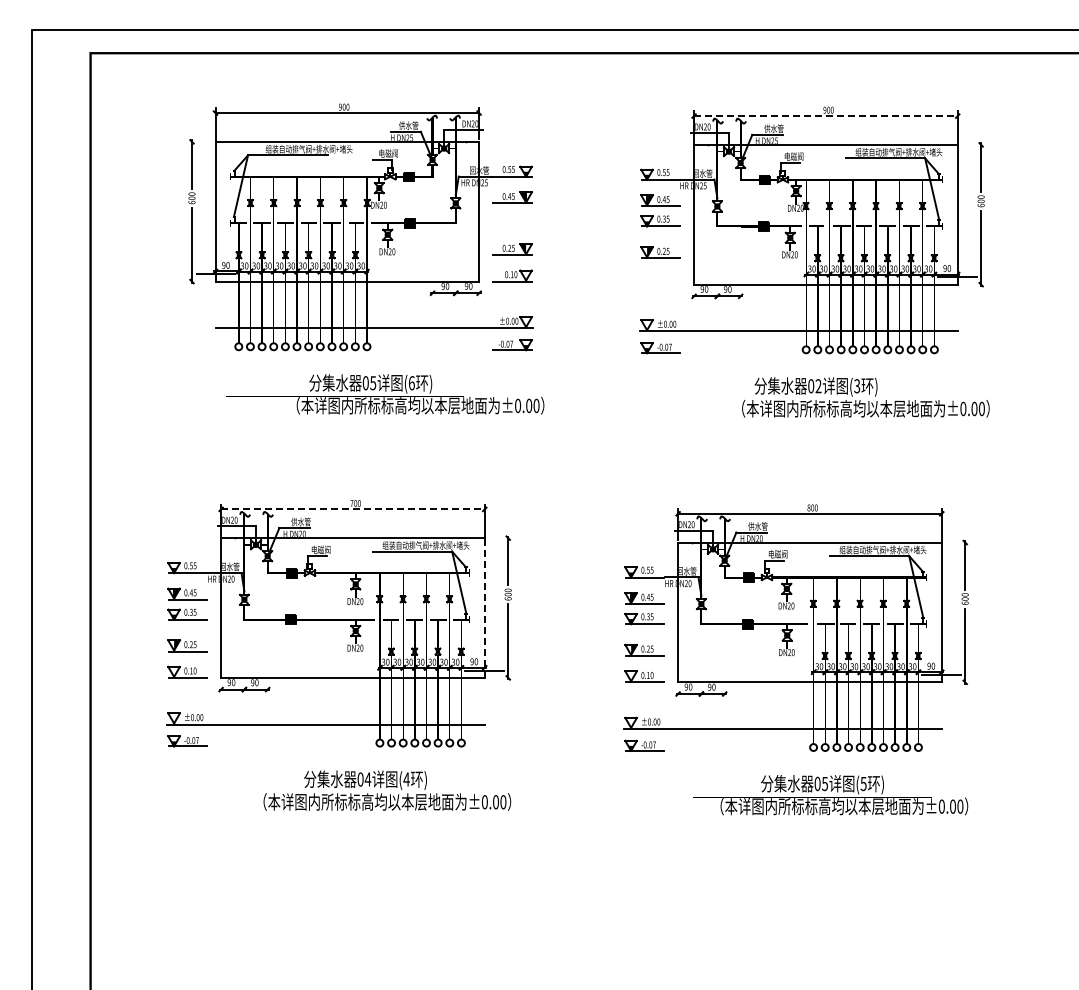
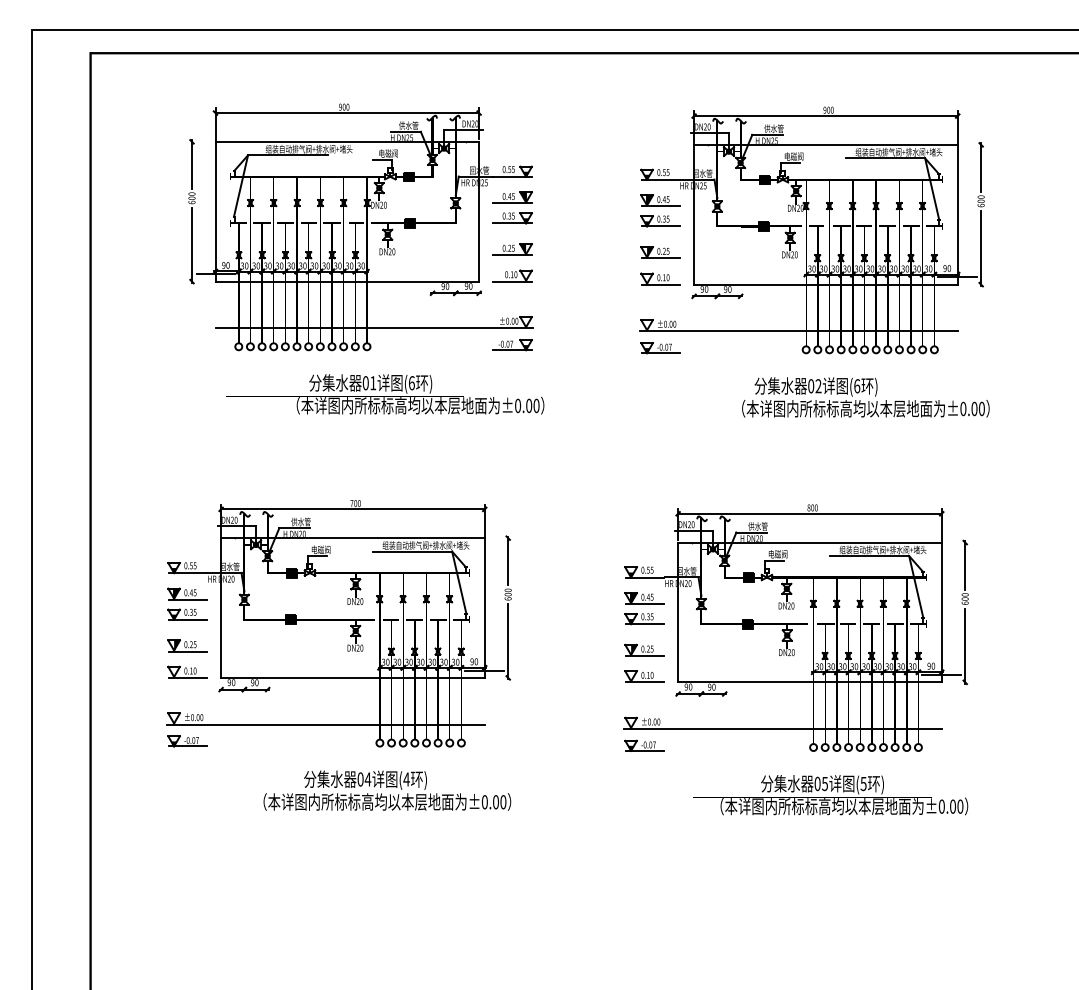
line: dashed -> solid (825, 116)
part: none -> present (512, 218)
part: none -> present (660, 278)
text: 05 -> 01 (373, 383)
text: (3 -> (6 (857, 386)
line: dashed -> solid (352, 509)
line: dashed -> solid (484, 608)
